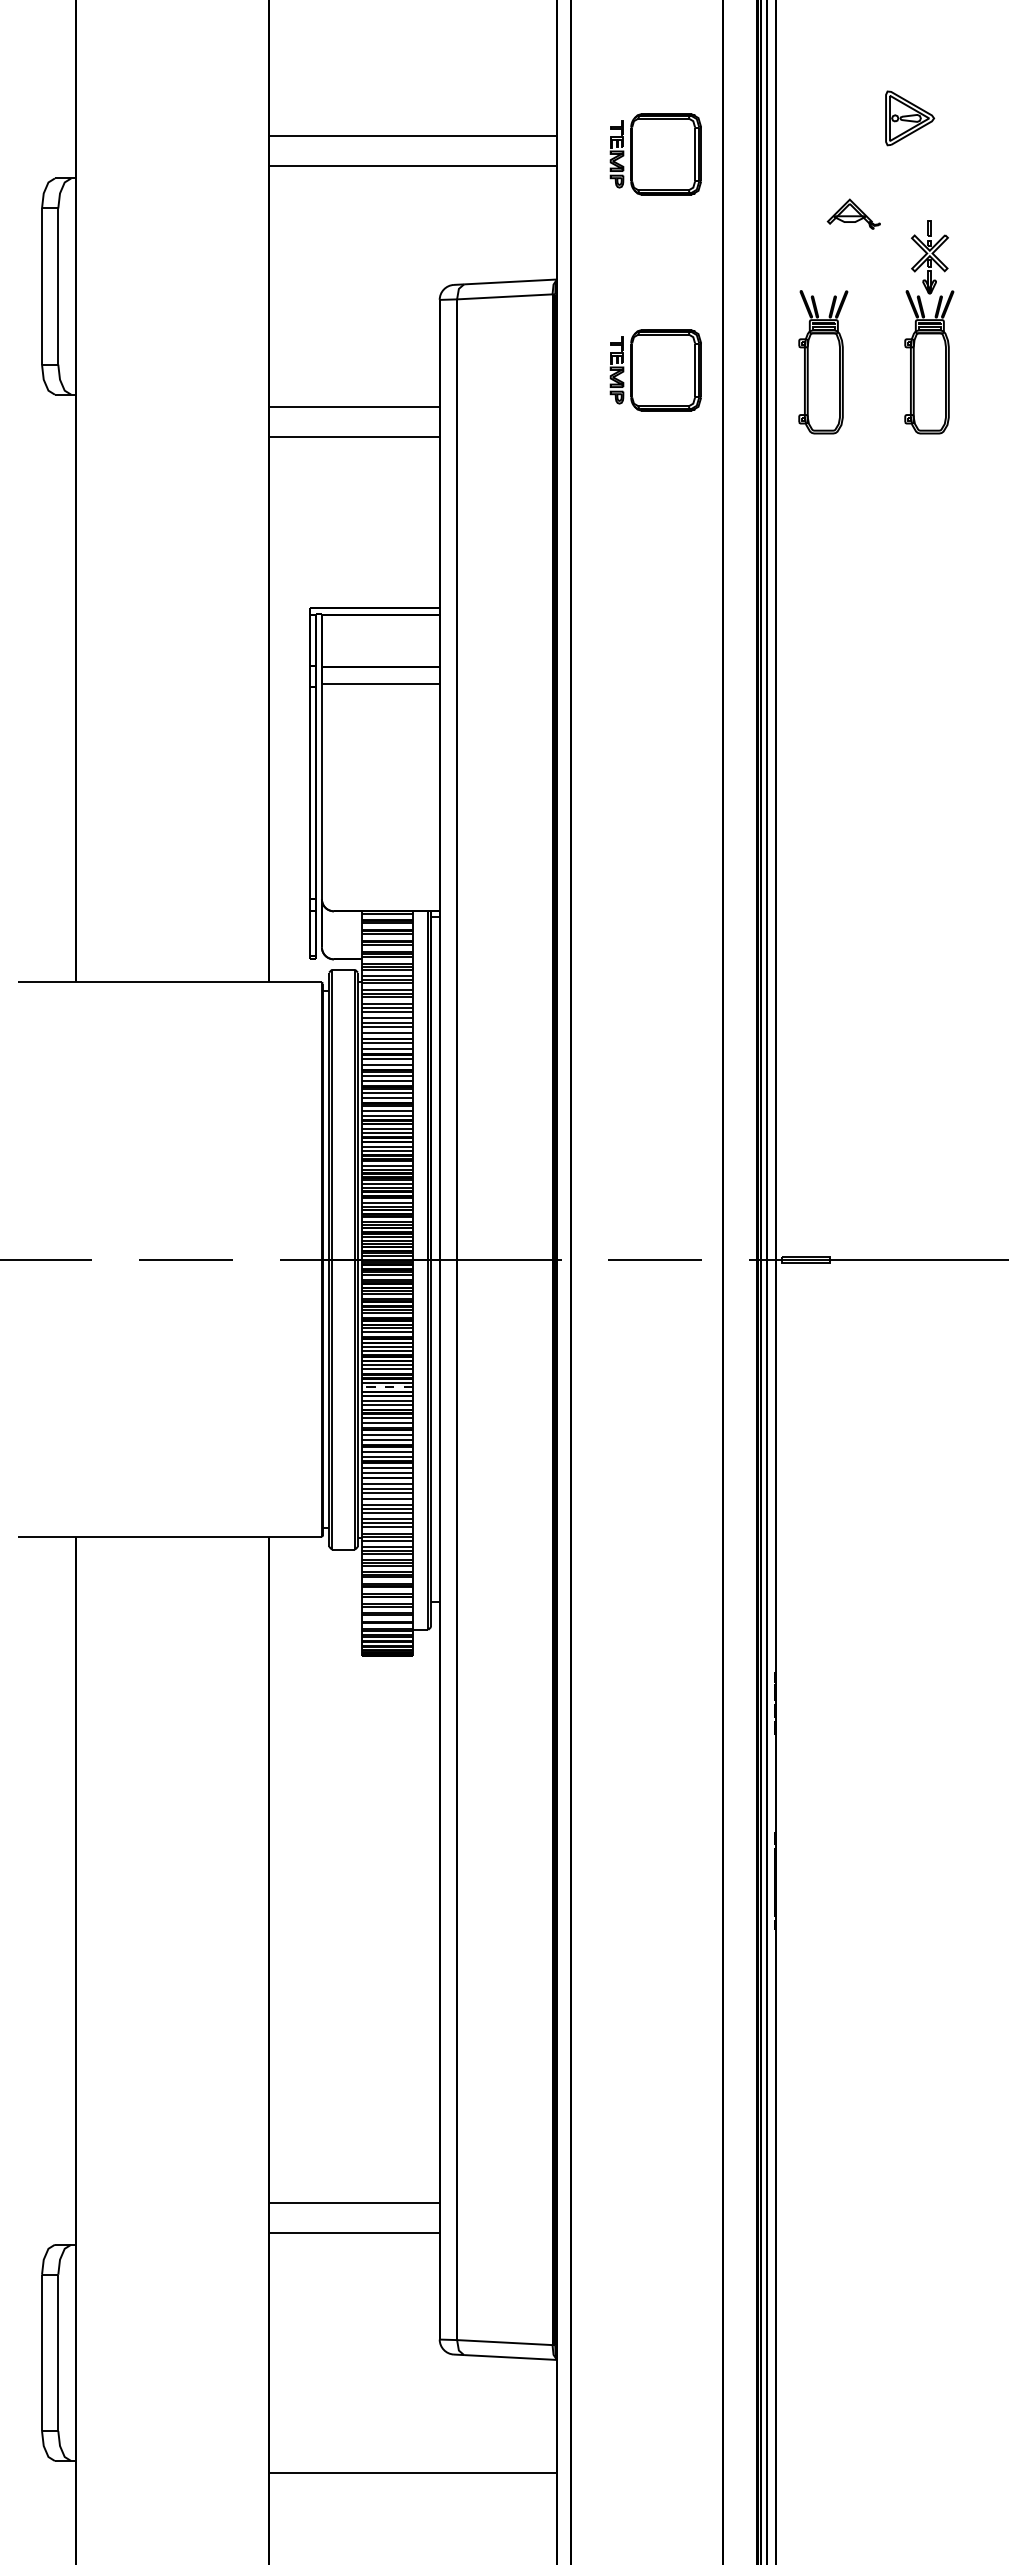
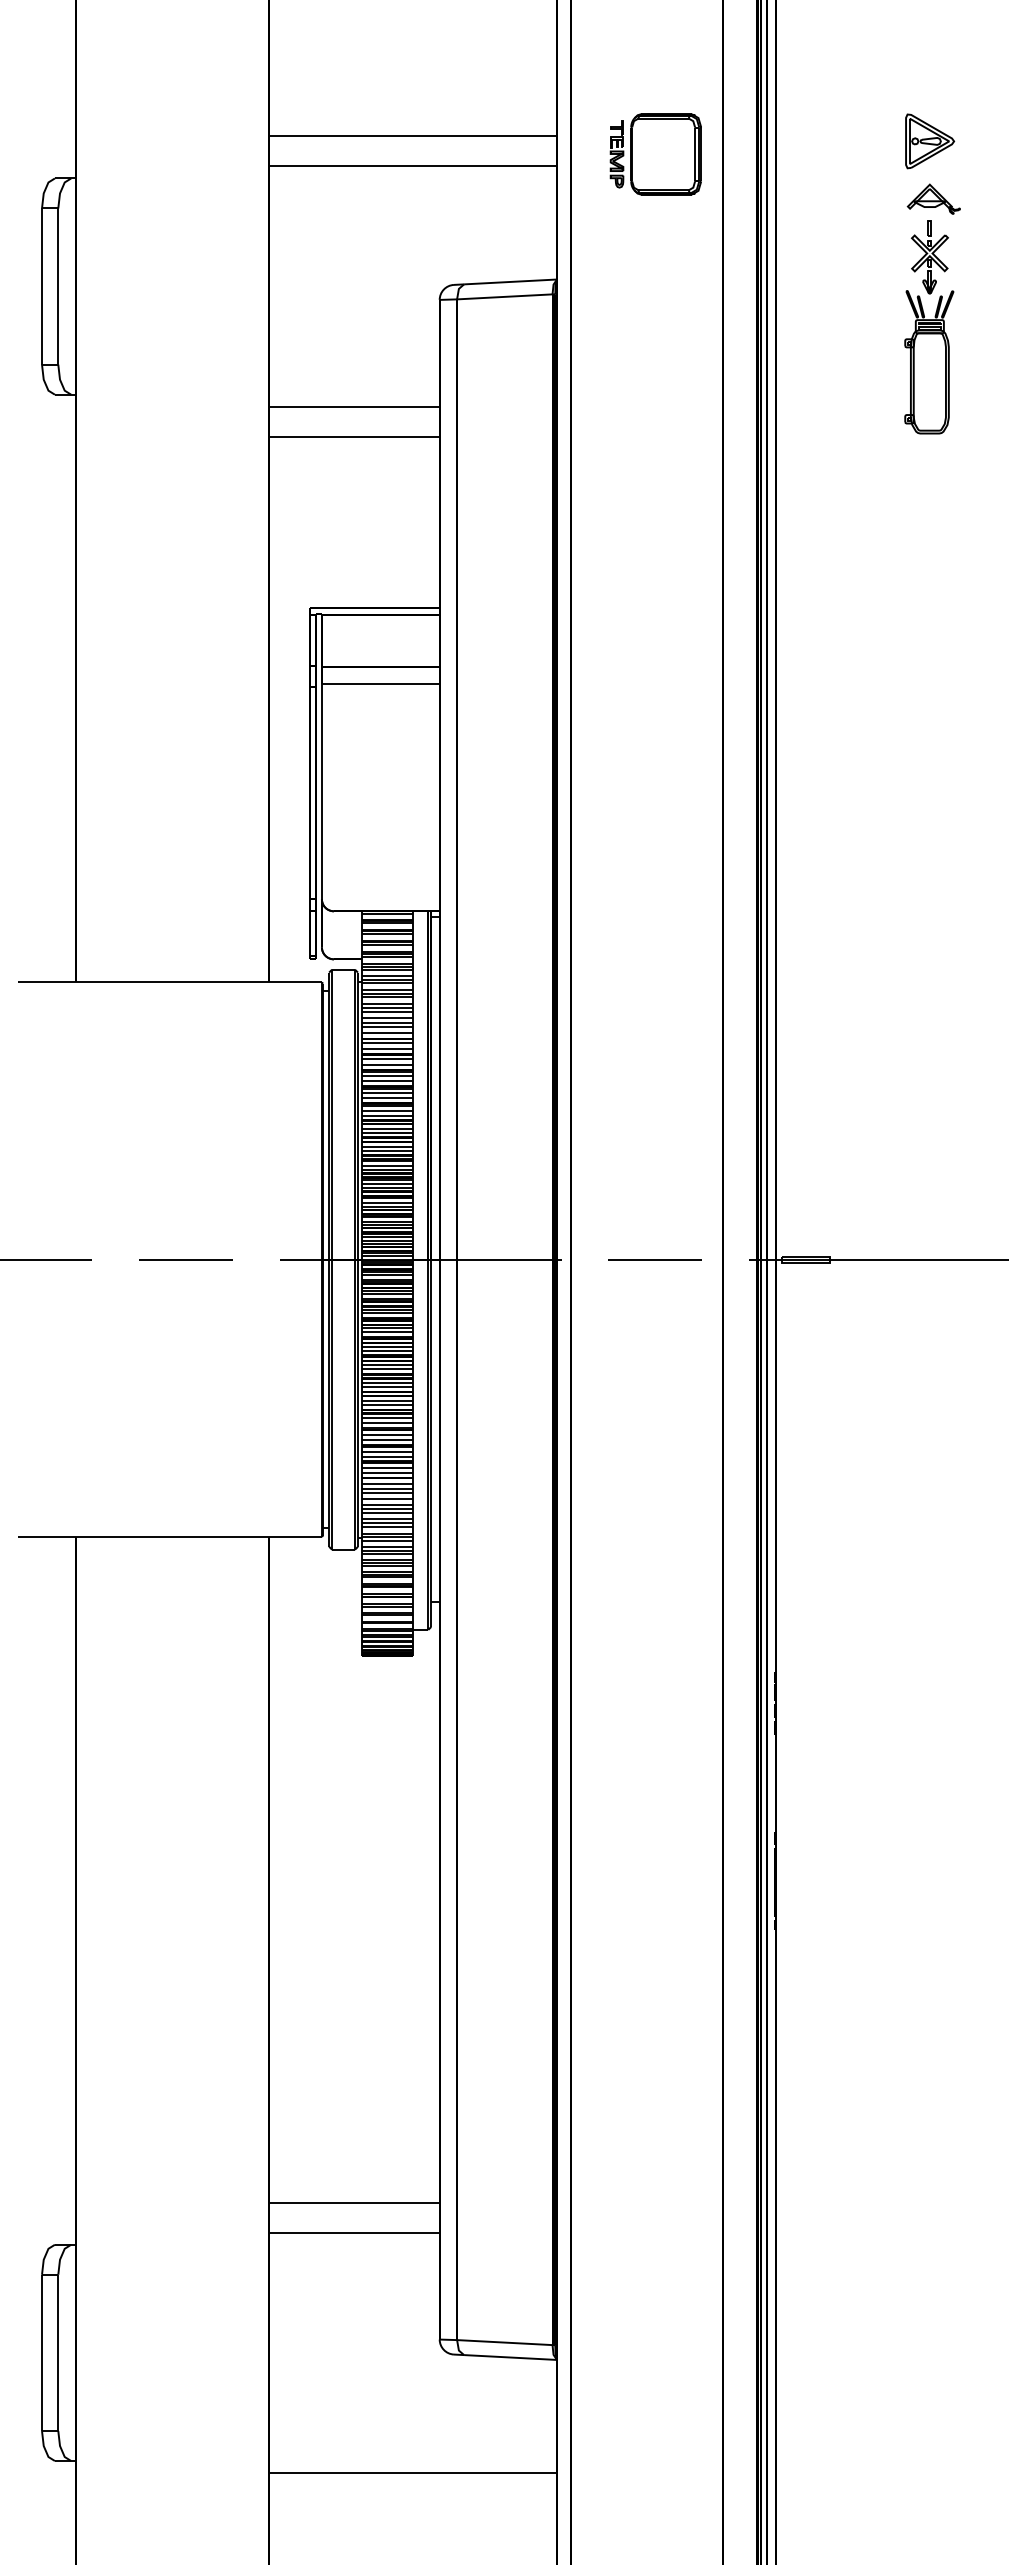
part position: (910, 118) -> (930, 141) (930, 141)
part position: (853, 213) -> (933, 198) (933, 198)
part: present -> none (823, 362)
part: present -> none (655, 370)
line: dashed -> solid (387, 1387)
